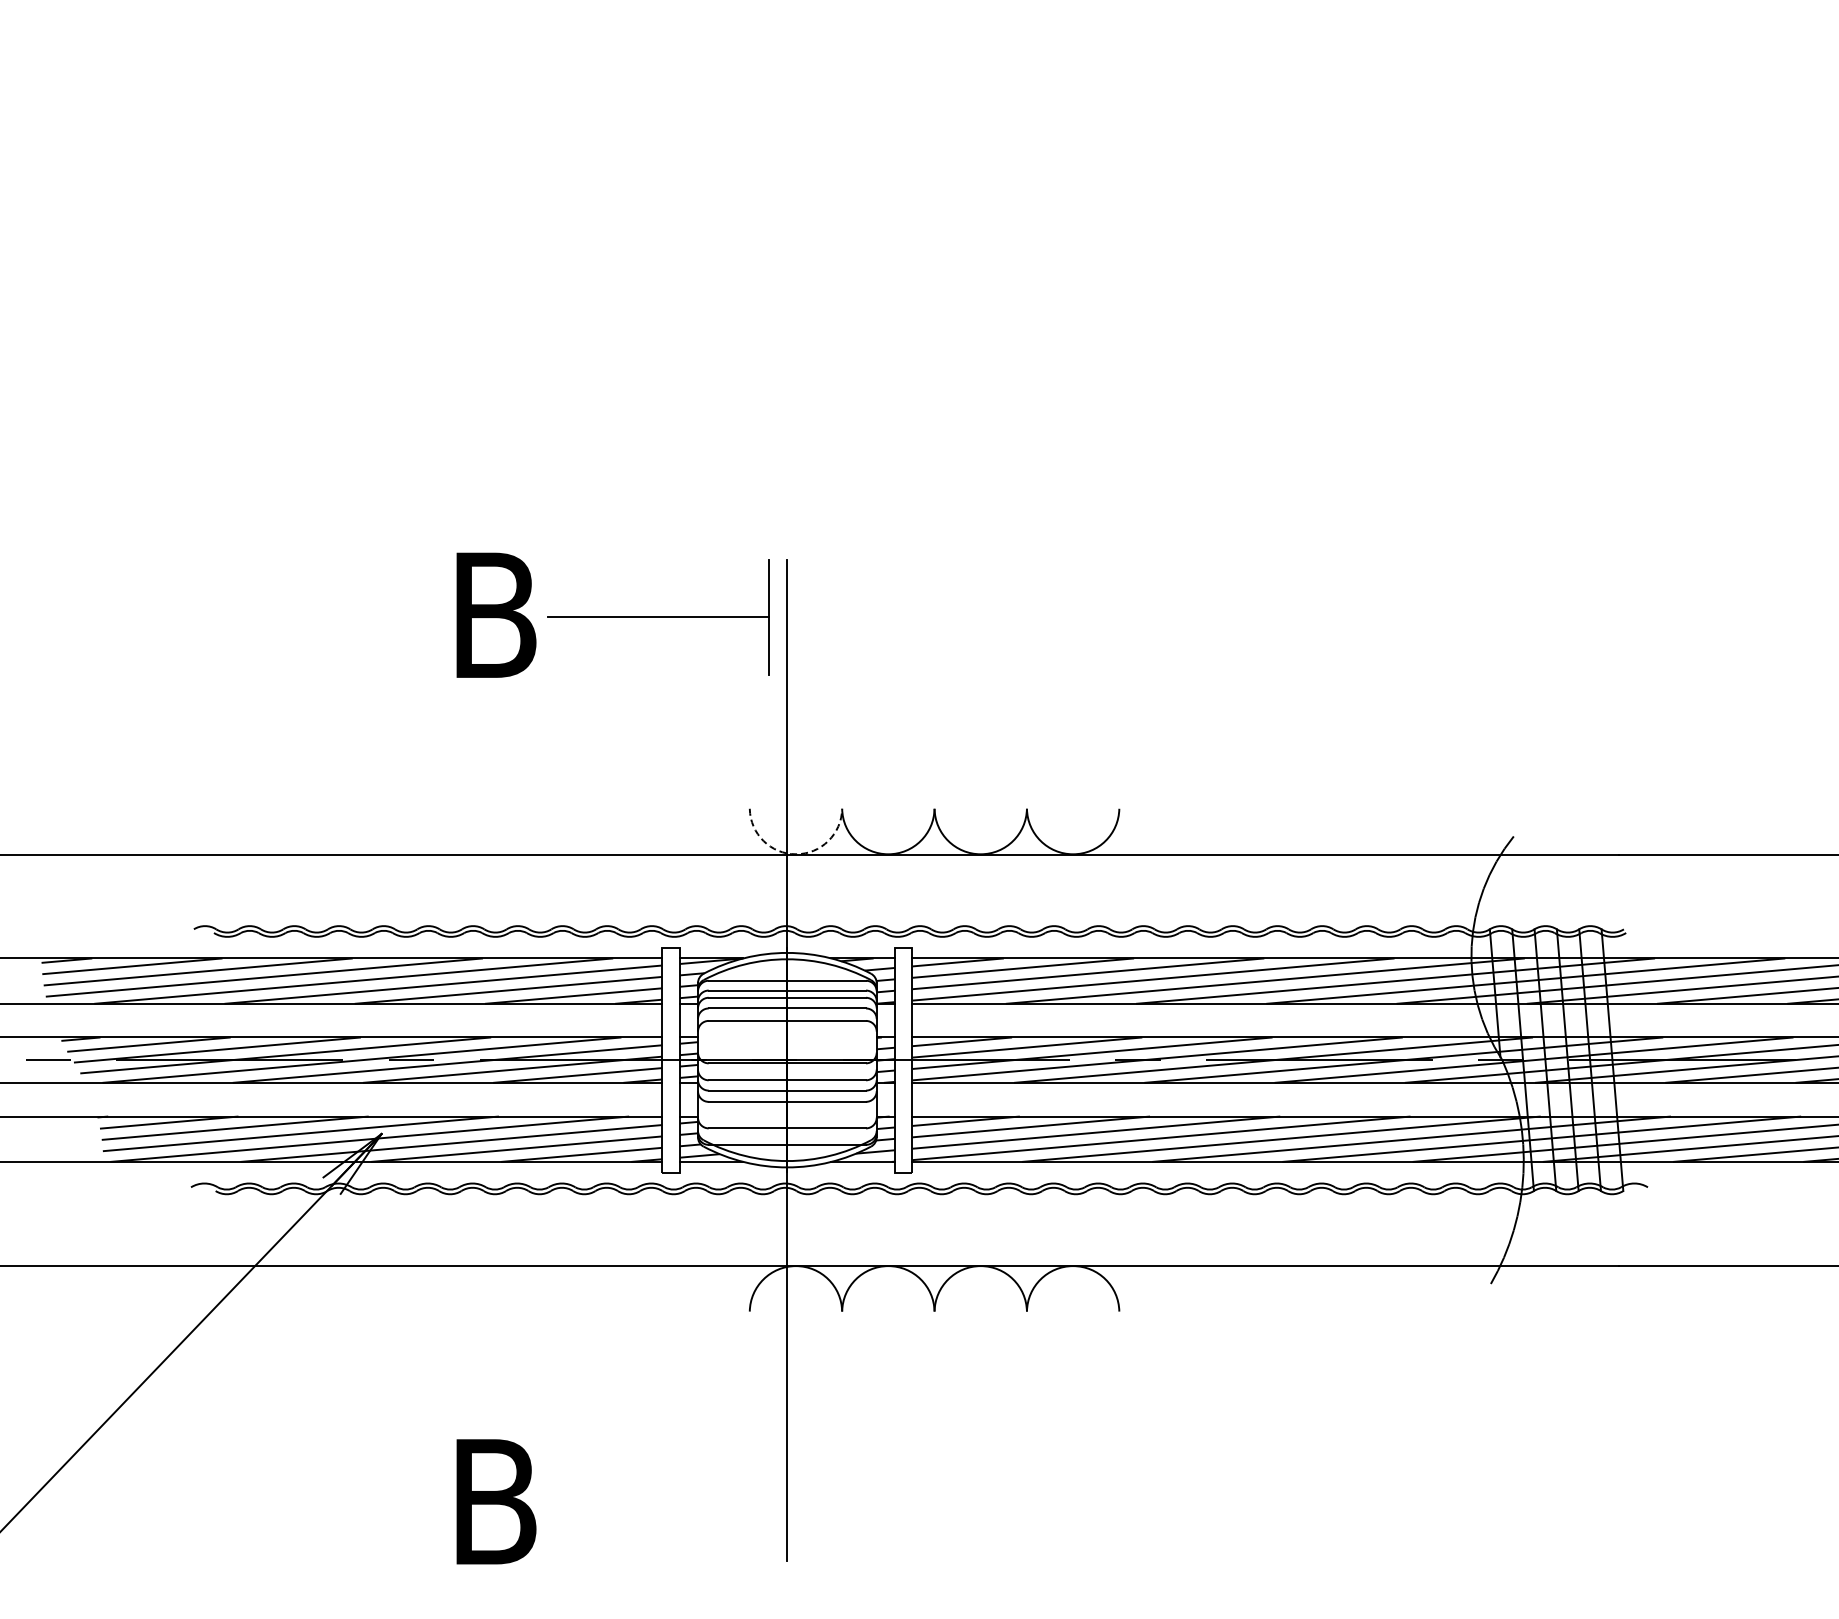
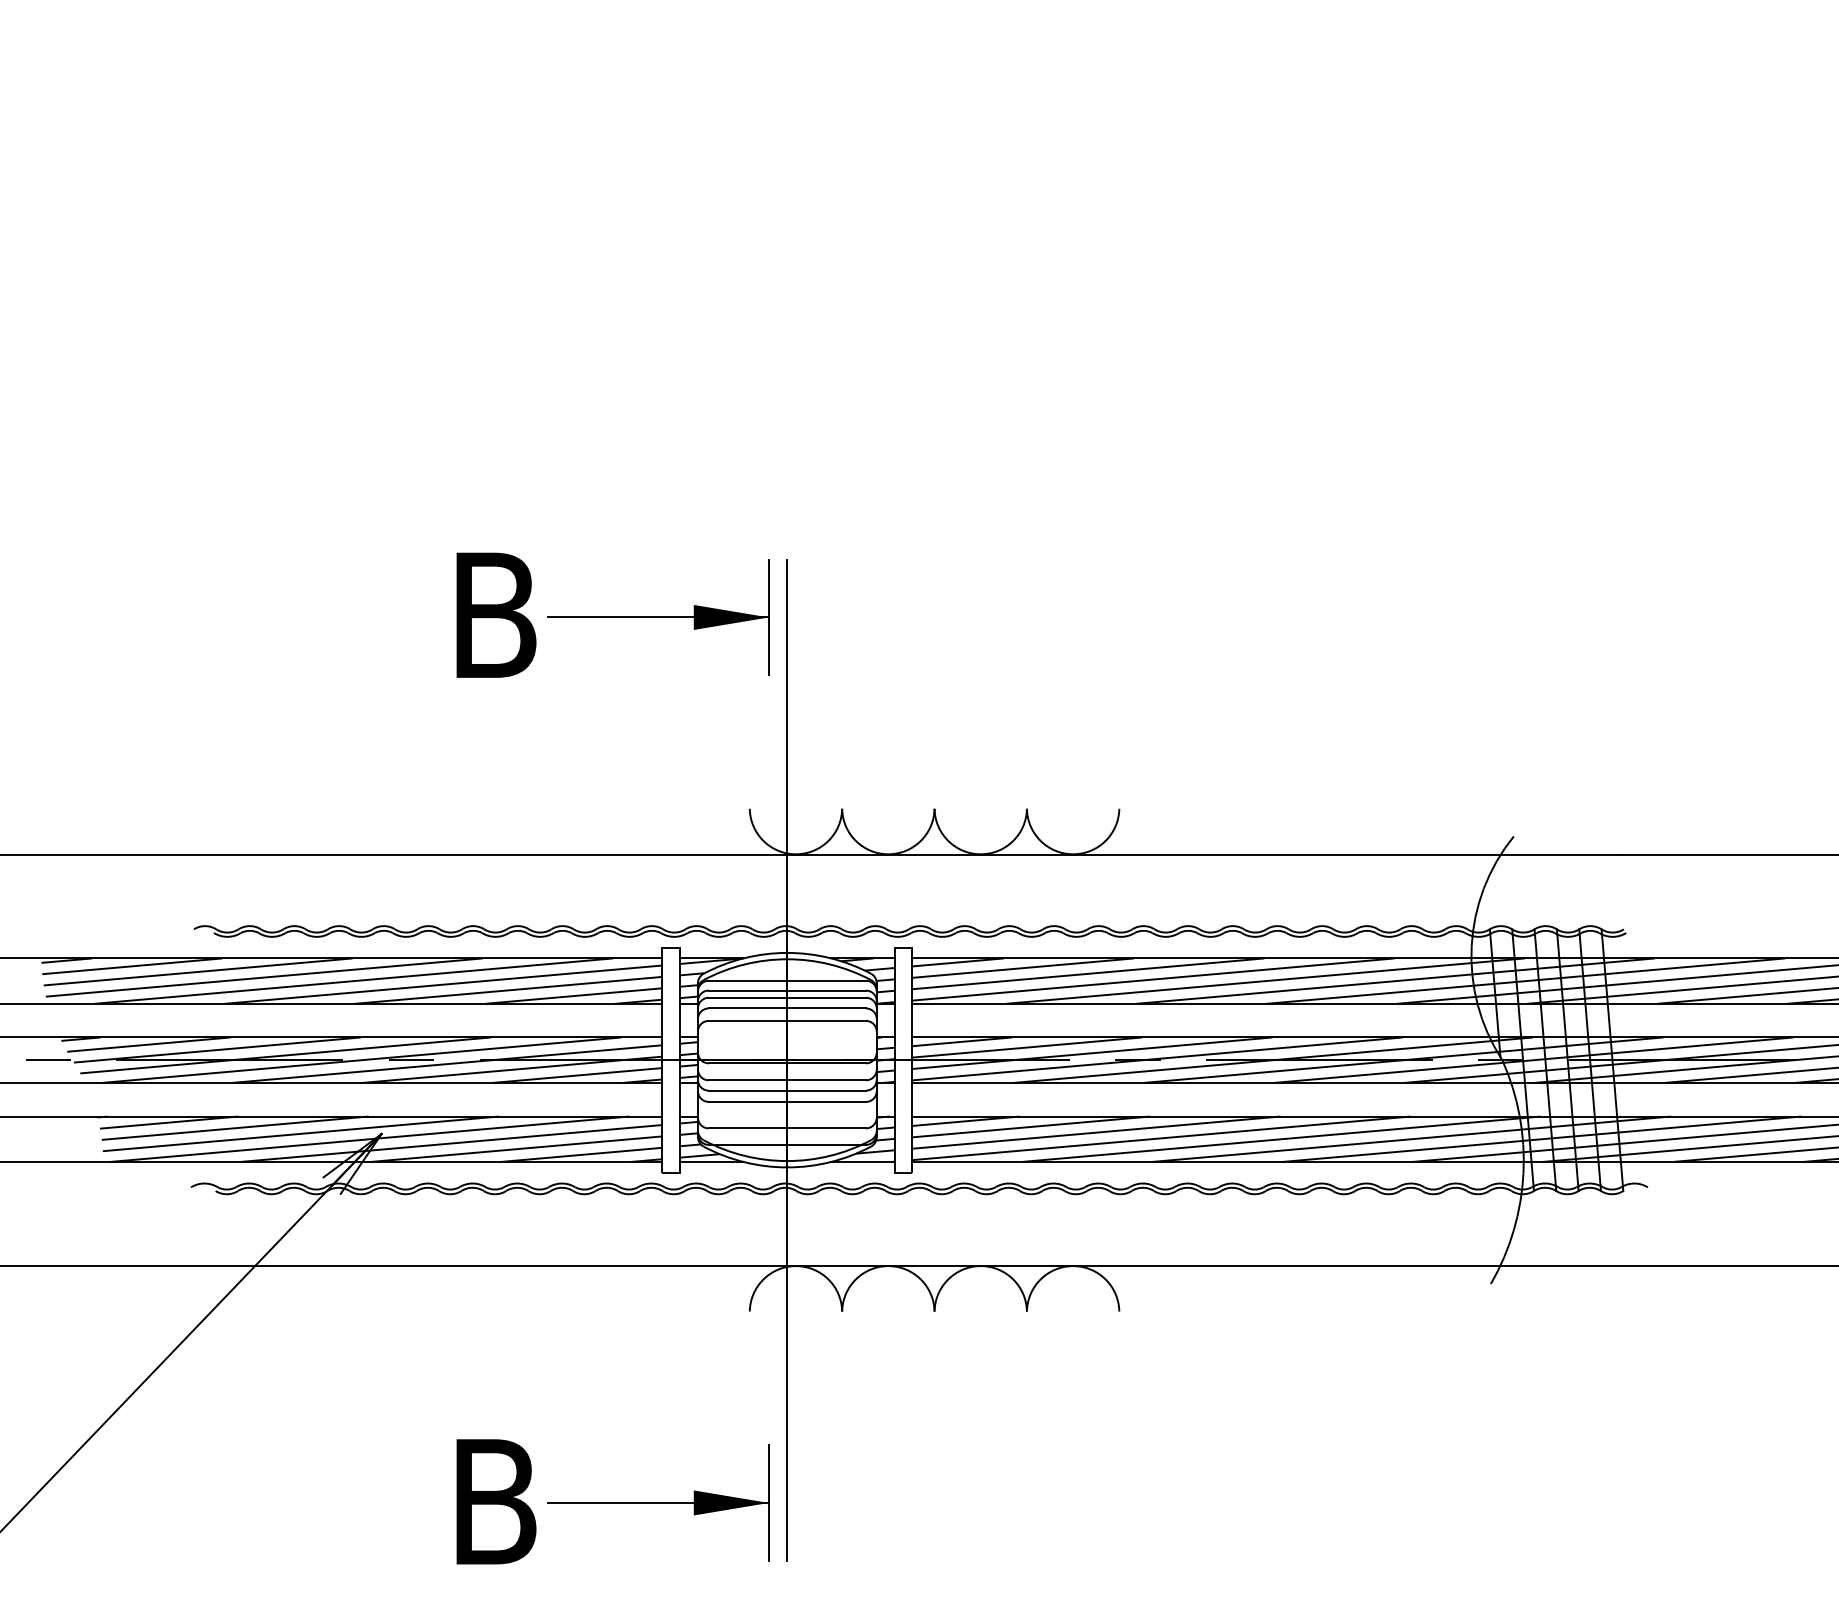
fill: none -> present (730, 616)
arc: dashed -> solid (795, 854)
part: none -> present (658, 1502)
